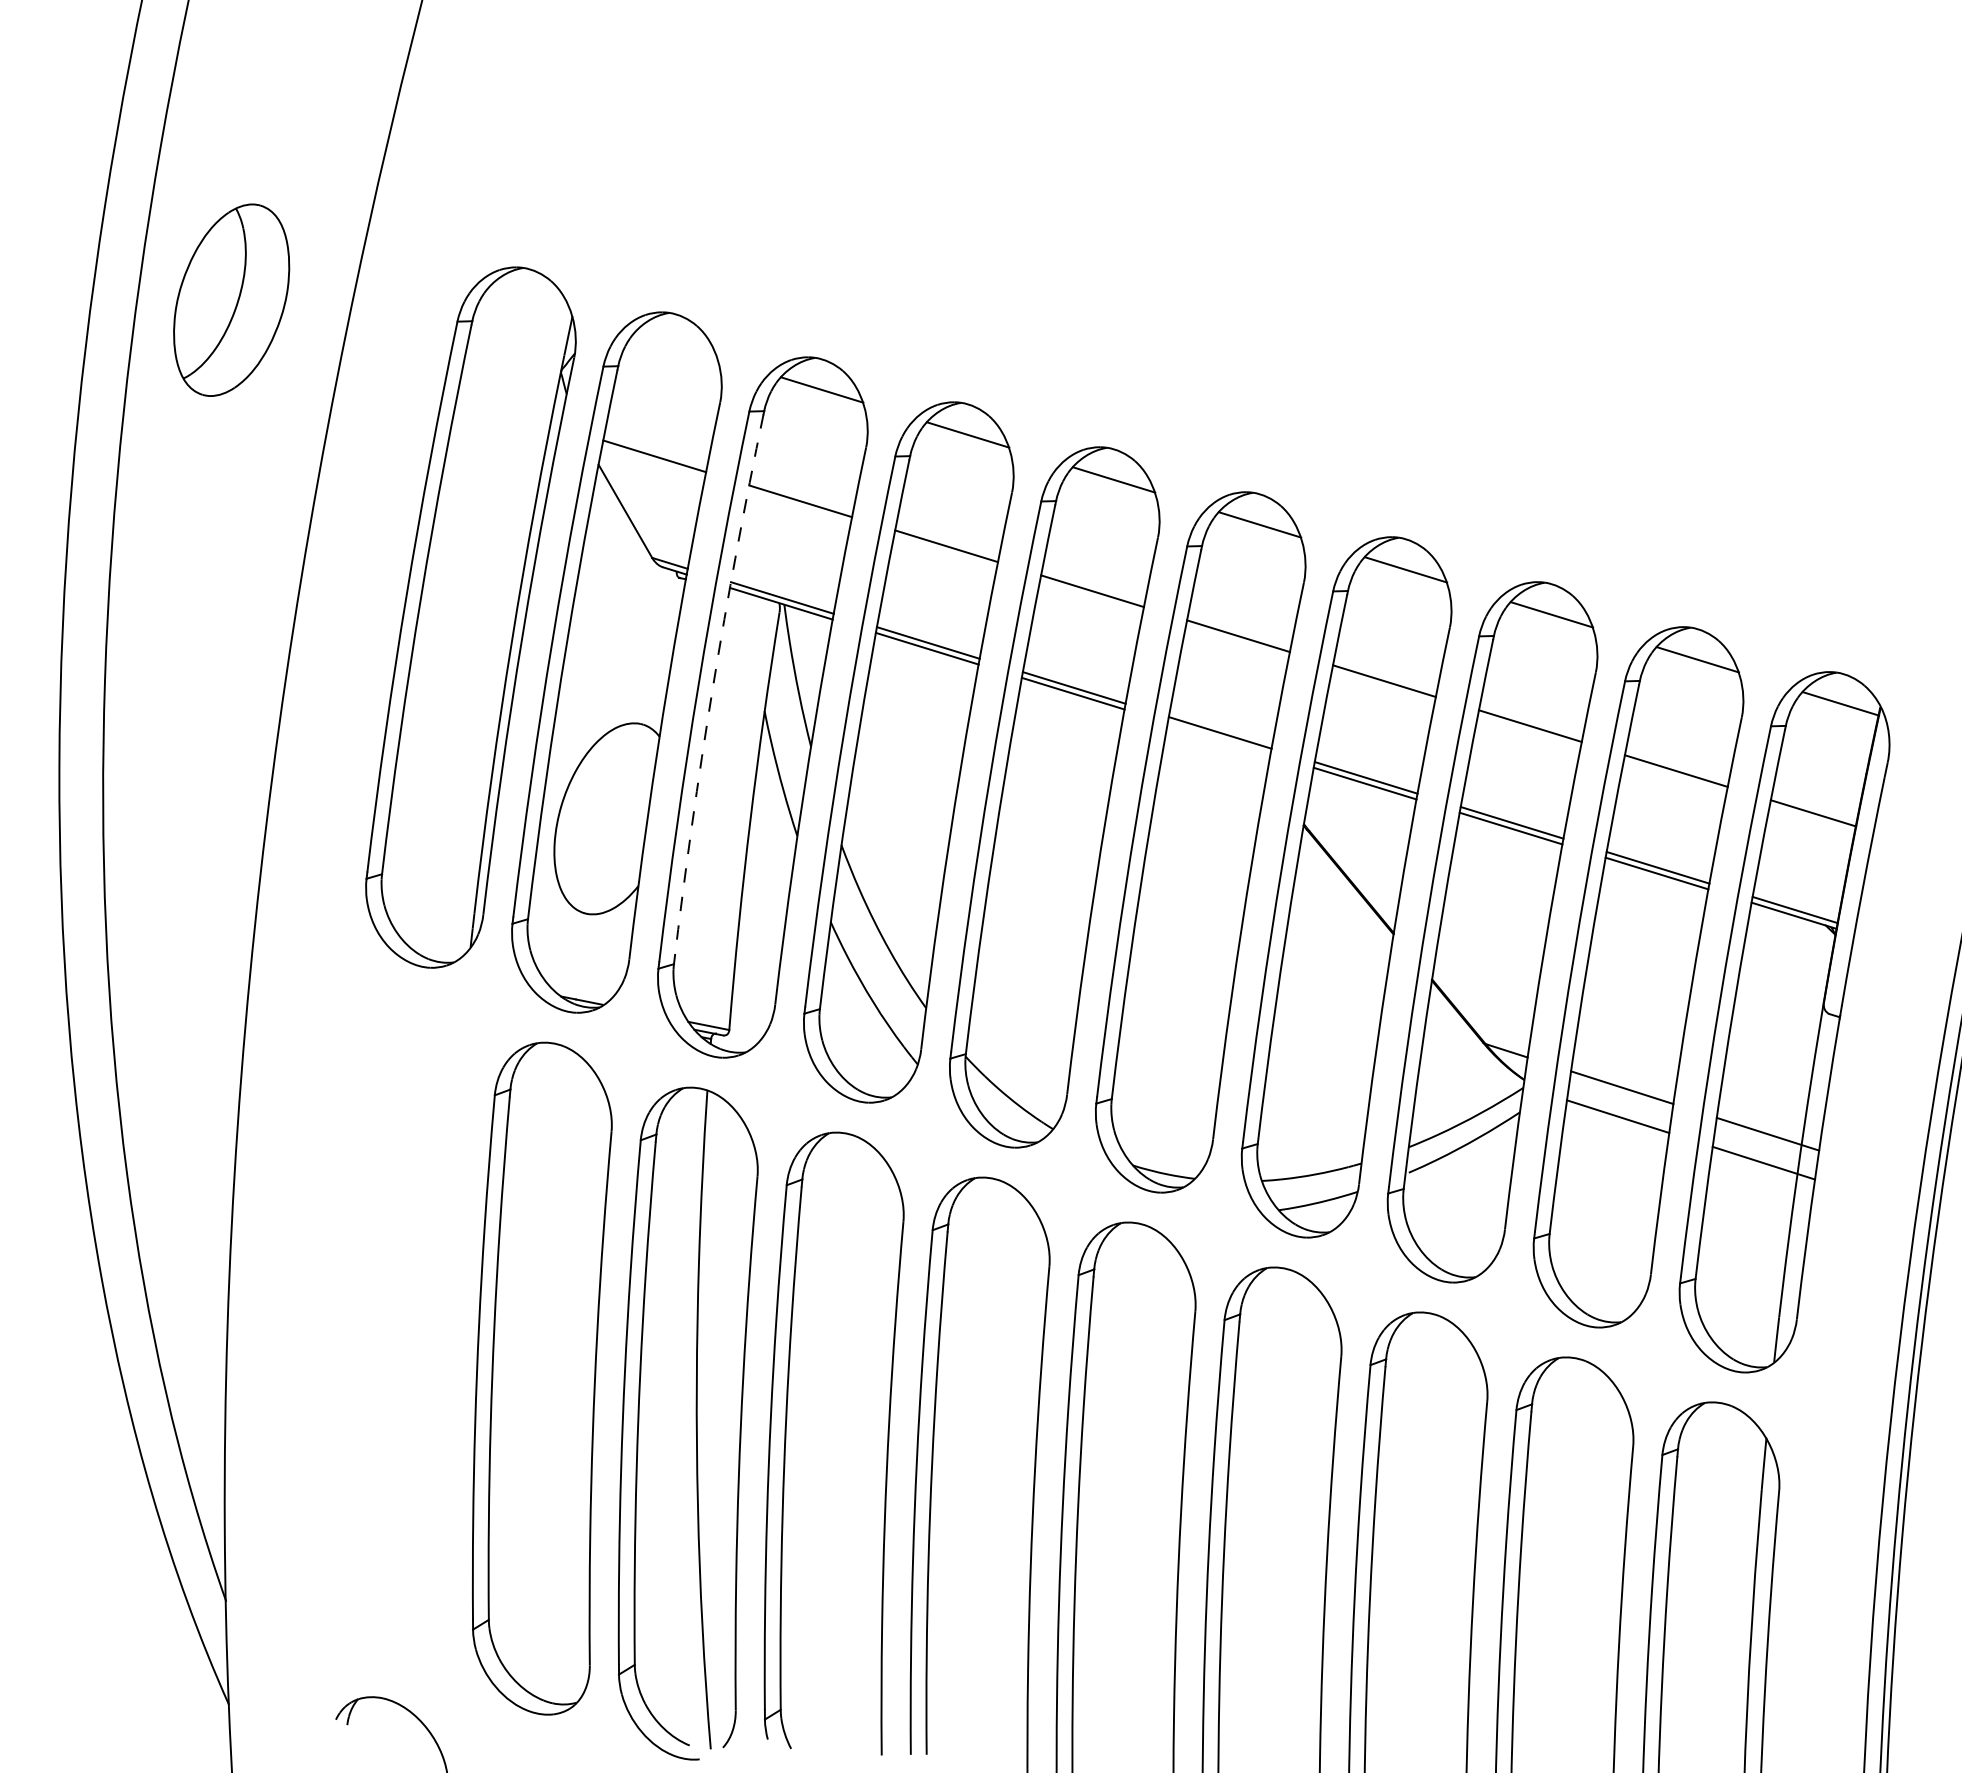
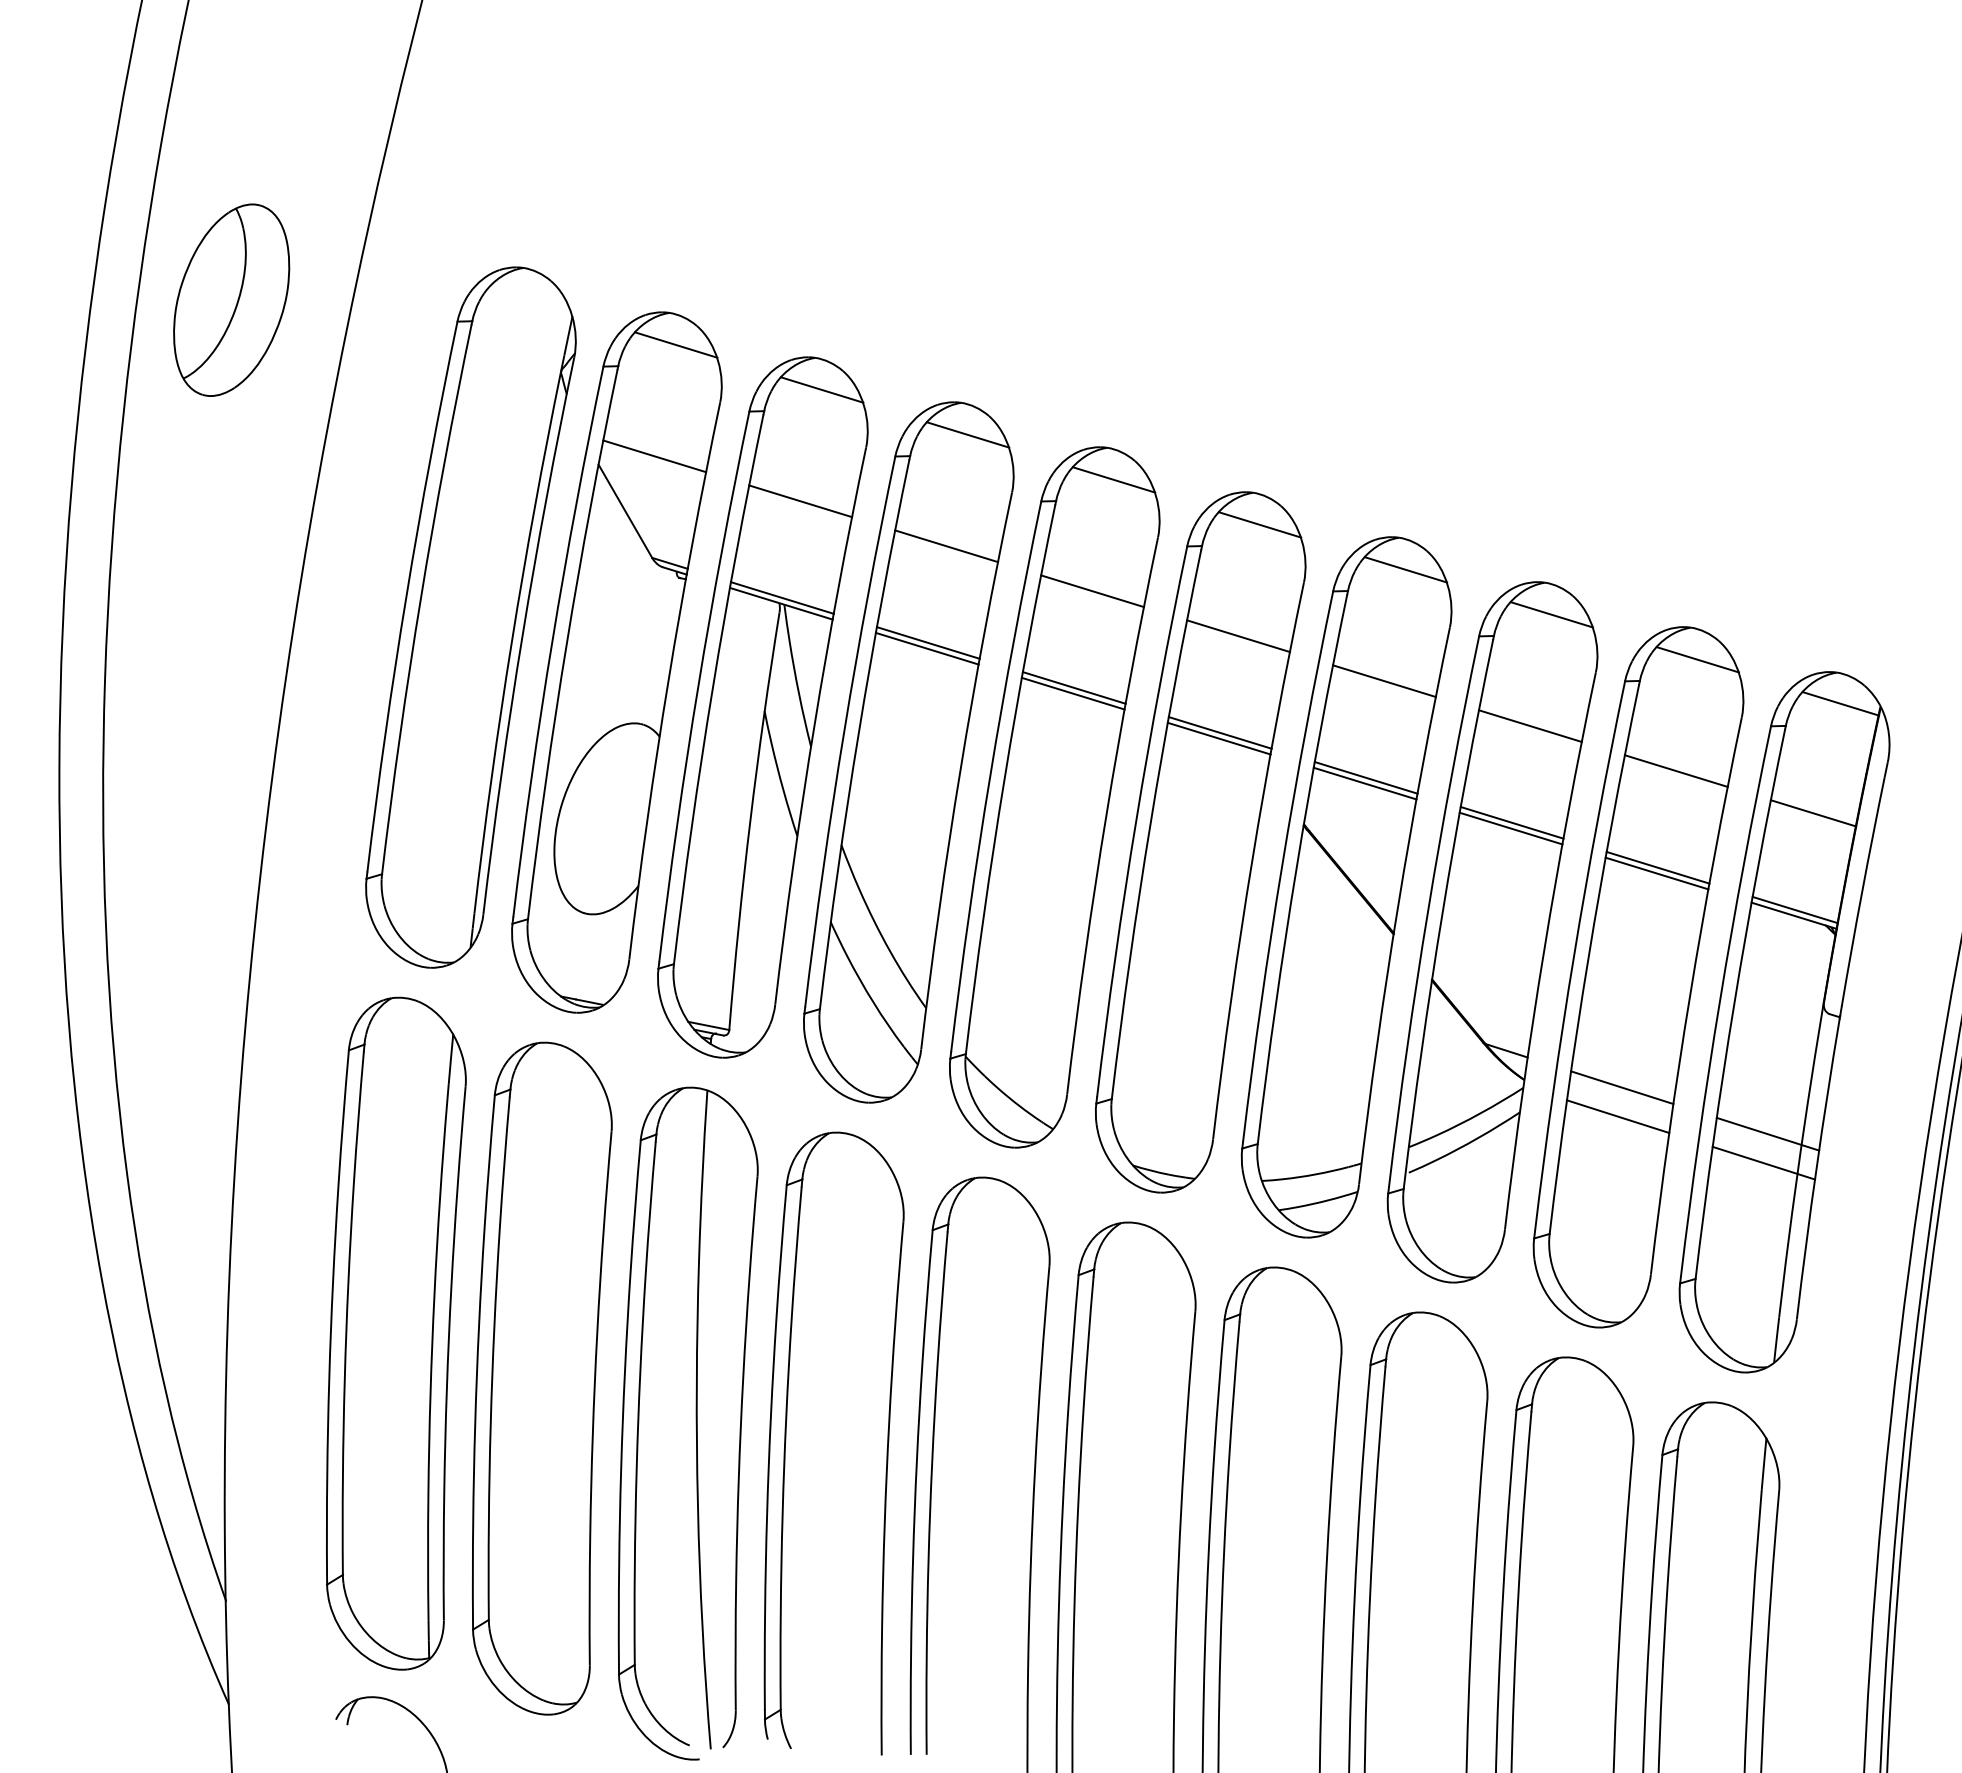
line: none -> present (676, 344)
arc: dashed -> solid (712, 688)
line: none -> present (1218, 738)
part: none -> present (396, 1333)
